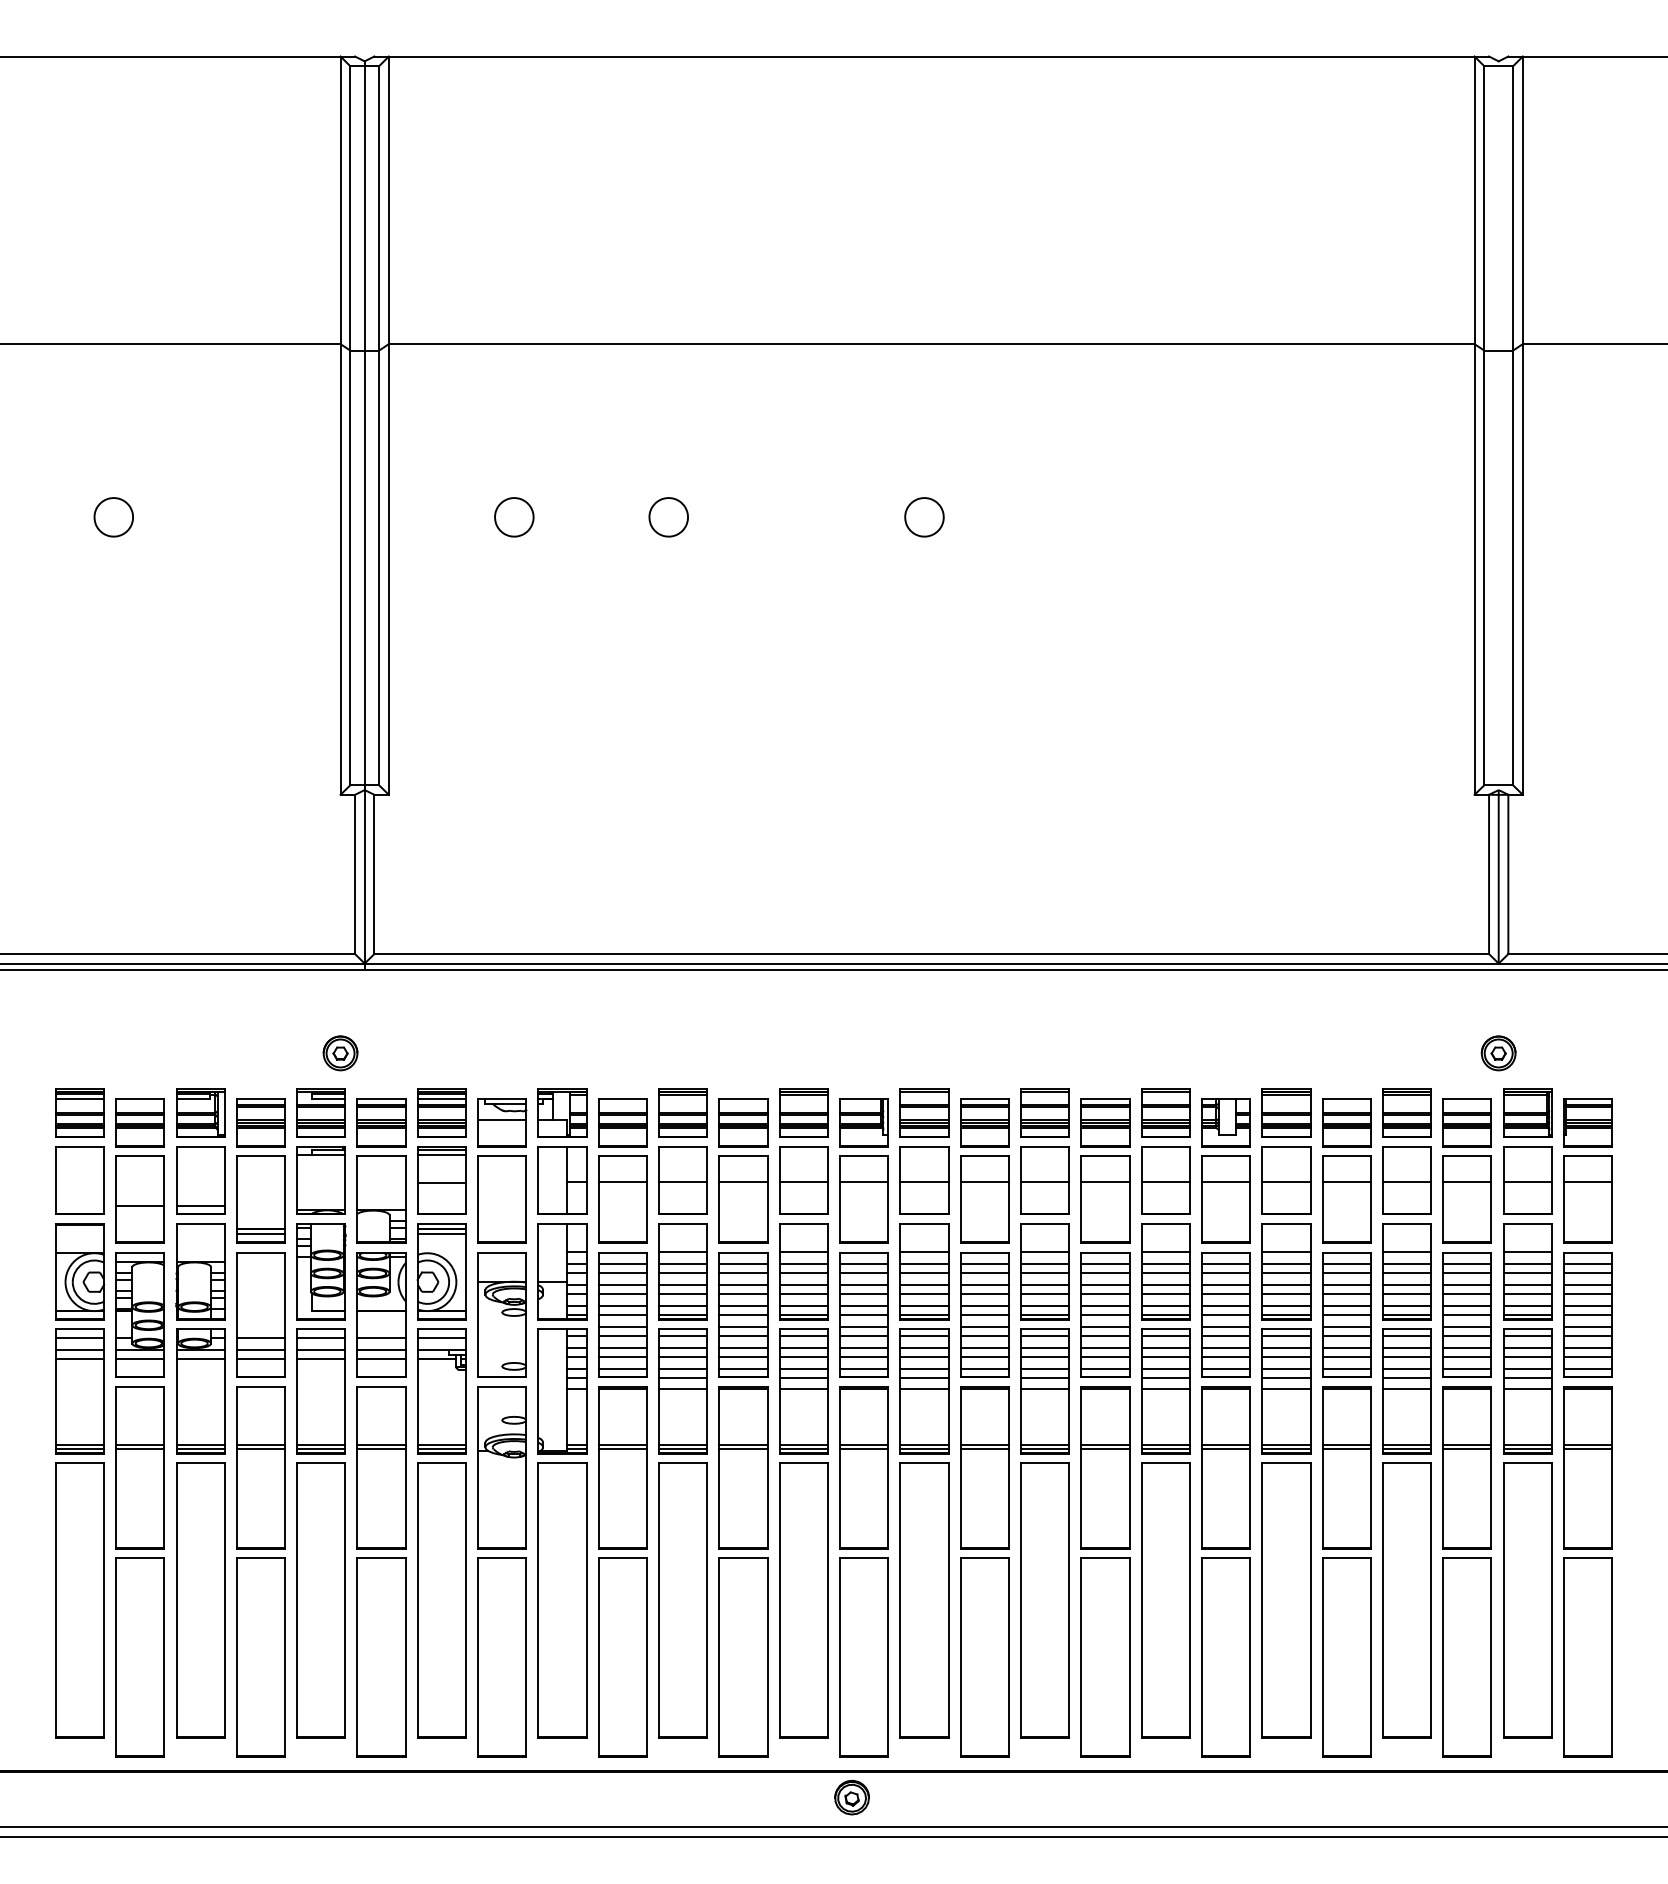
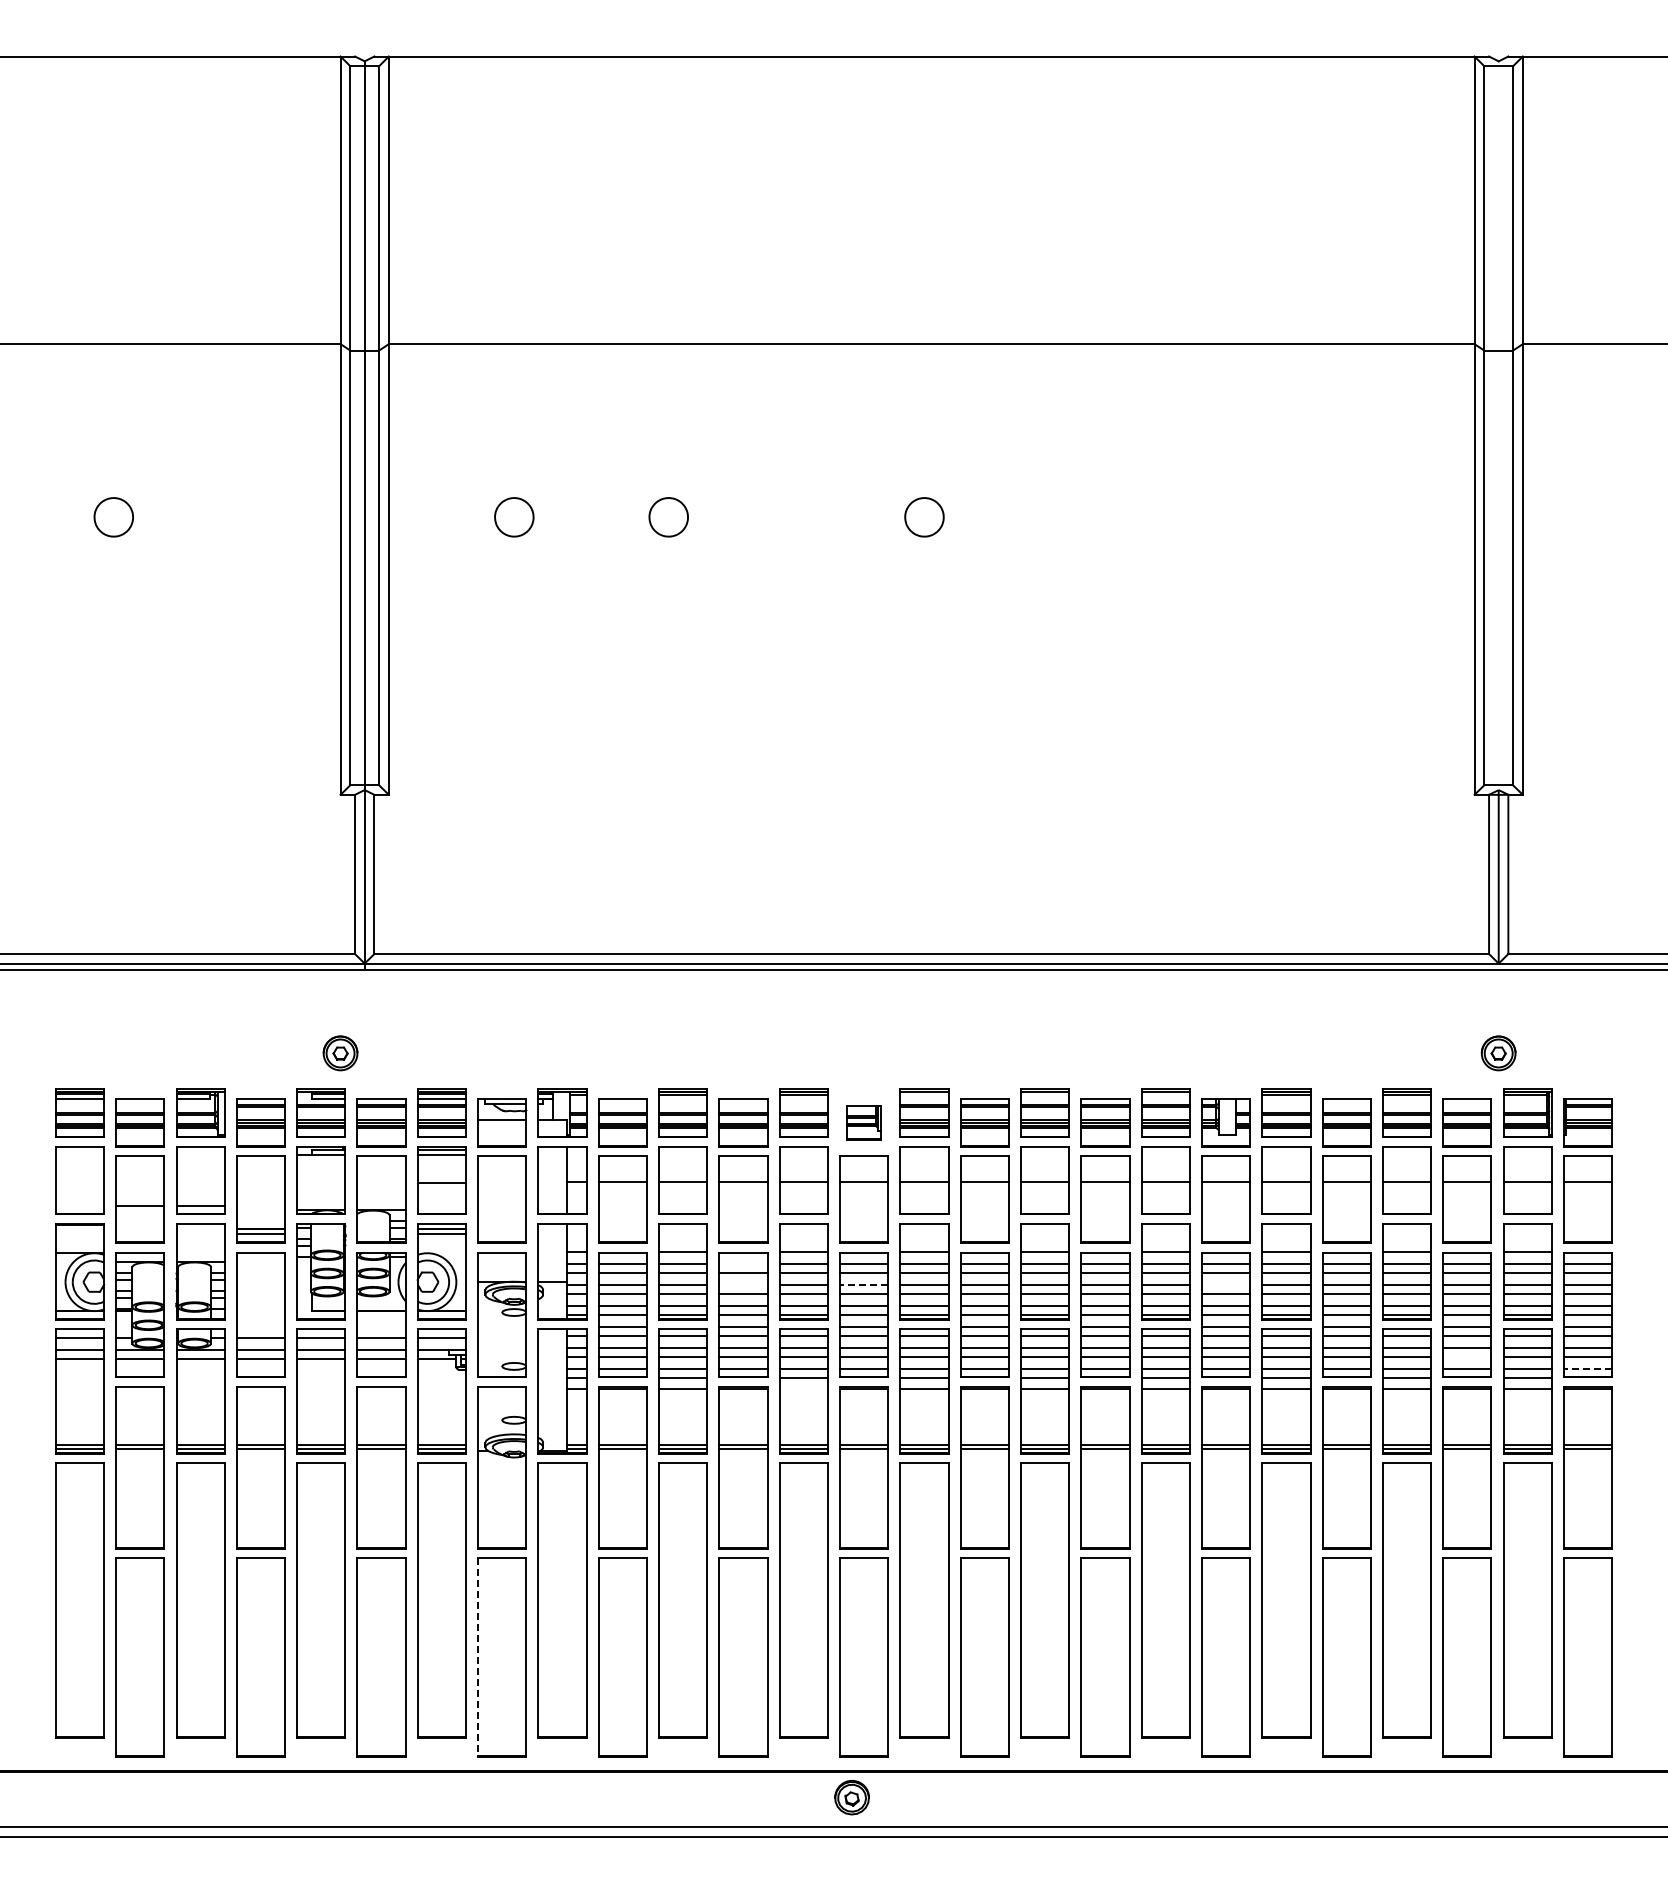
part size: 50x50 px -> 36x36 px (863, 1122)
line: present -> none (743, 1264)
line: present -> none (743, 1285)
line: solid -> dashed (863, 1285)
line: present -> none (1225, 1285)
line: present -> none (1467, 1356)
line: solid -> dashed (1587, 1369)
line: present -> none (803, 1388)
line: solid -> dashed (478, 1657)
